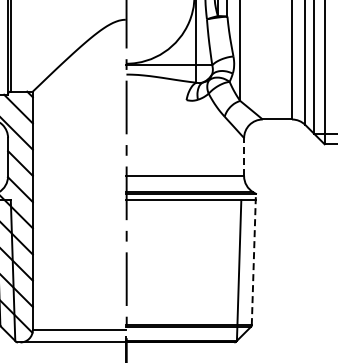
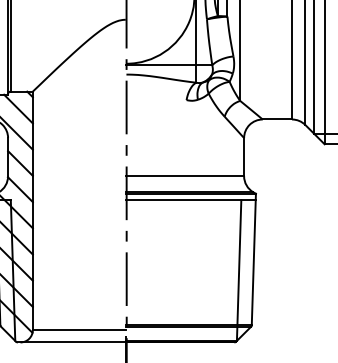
line: dashed -> solid (244, 156)
line: dashed -> solid (253, 259)
